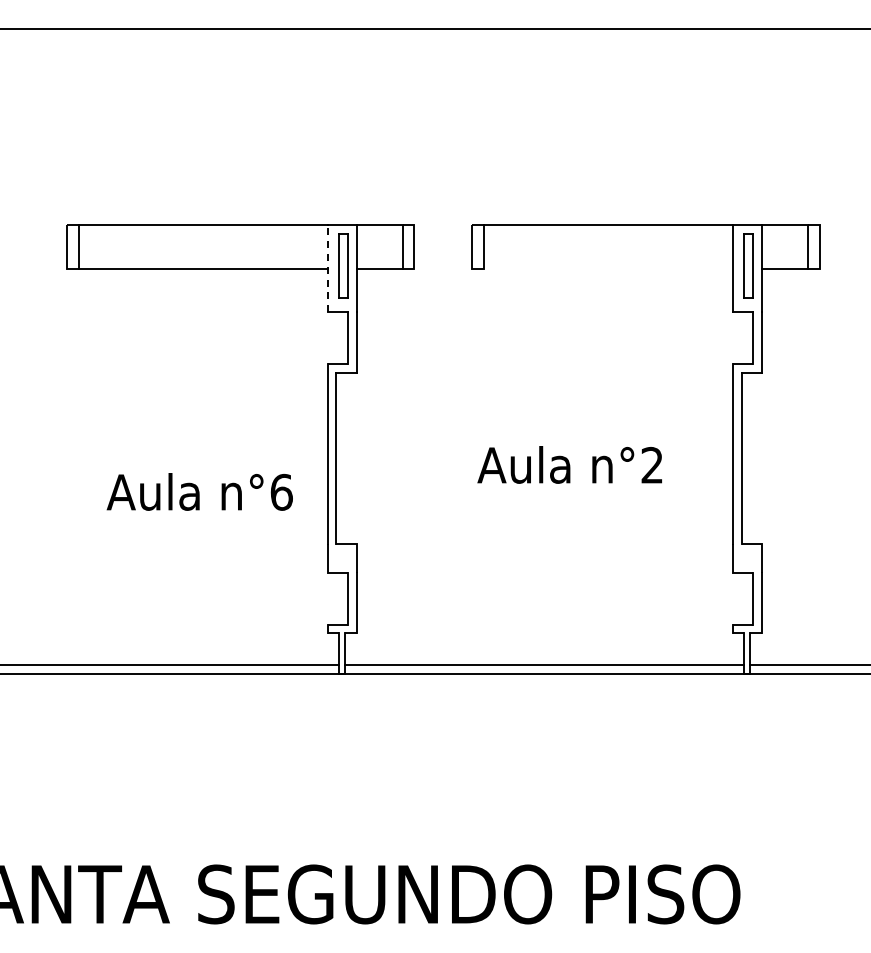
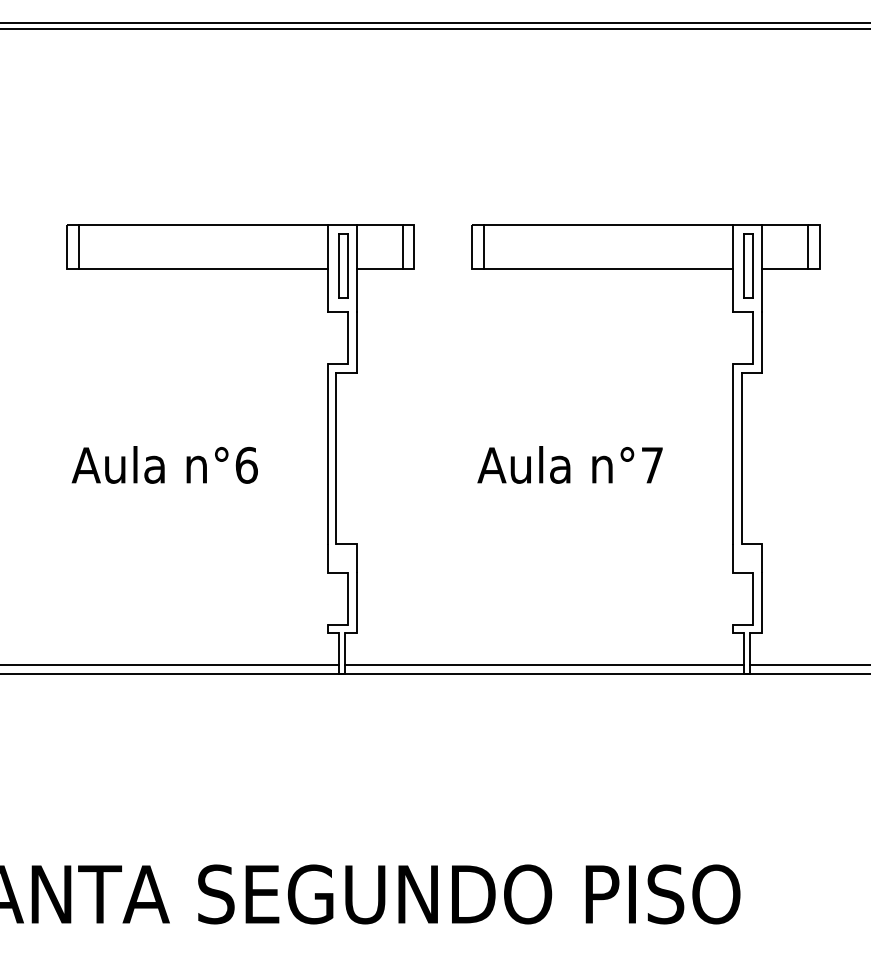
line: none -> present (434, 22)
line: dashed -> solid (327, 268)
line: none -> present (607, 268)
text: n°2 -> n°7 (651, 464)
text position: (199, 491) -> (164, 464) (164, 464)
